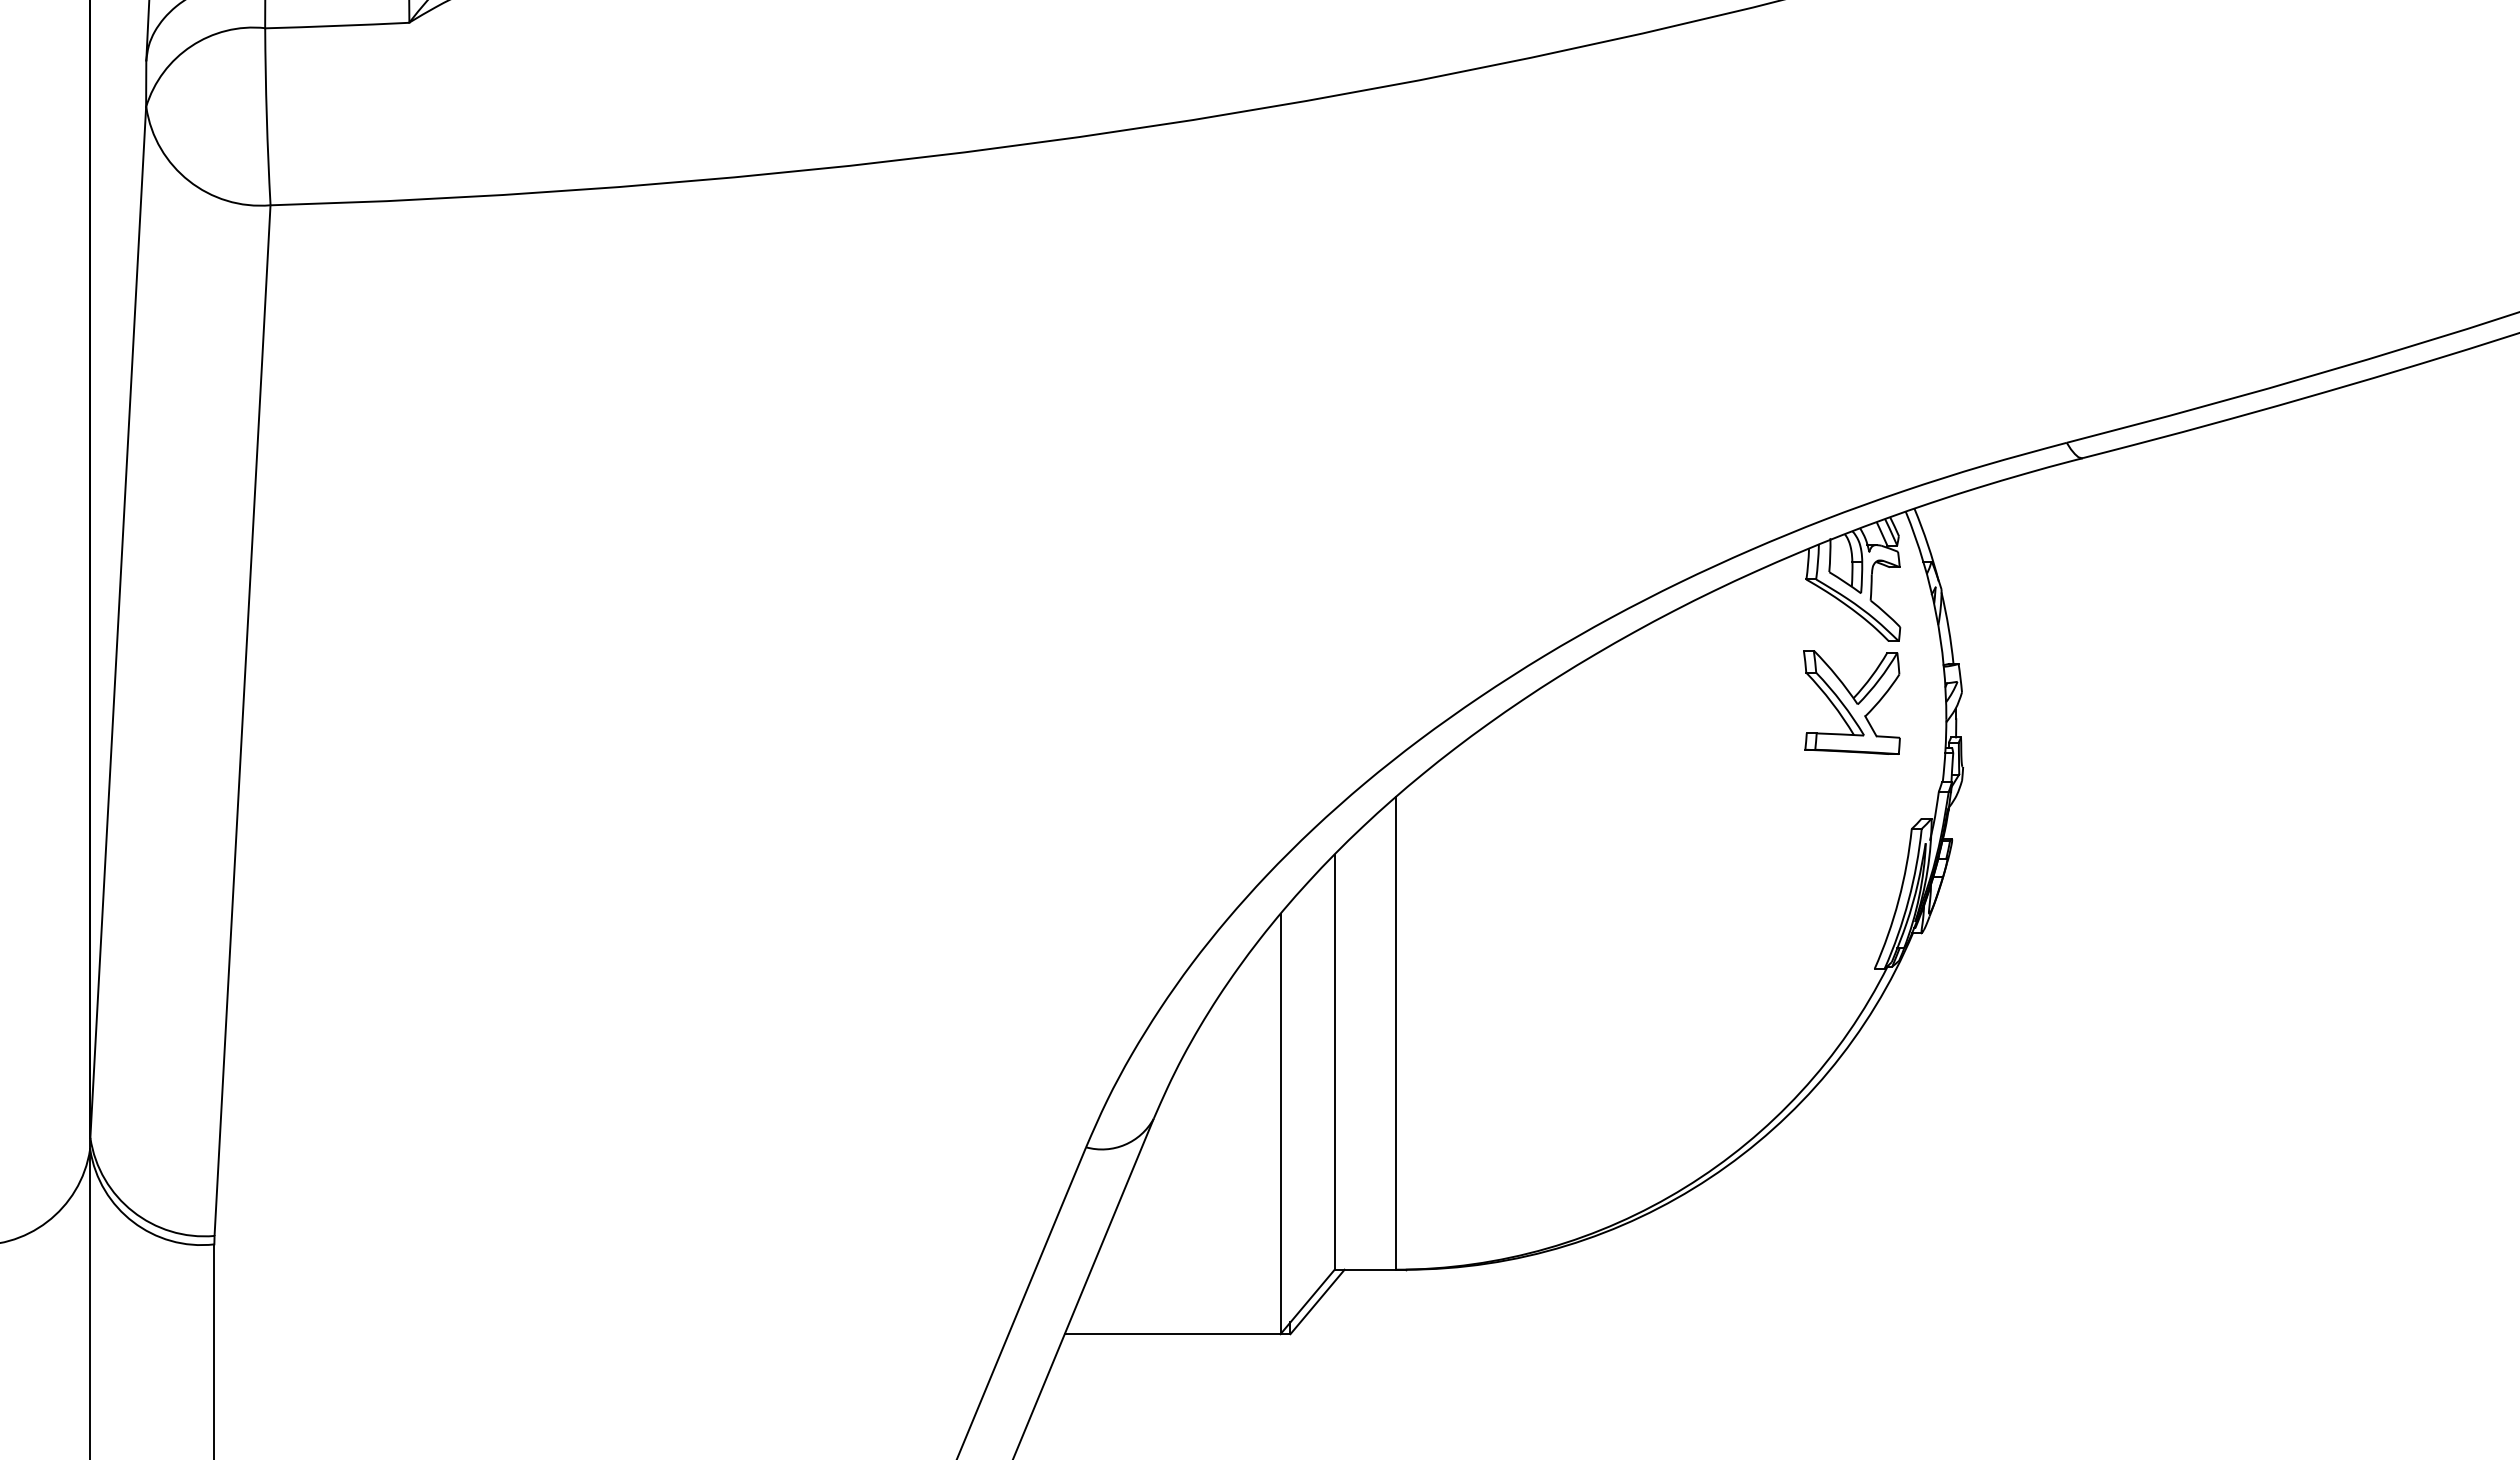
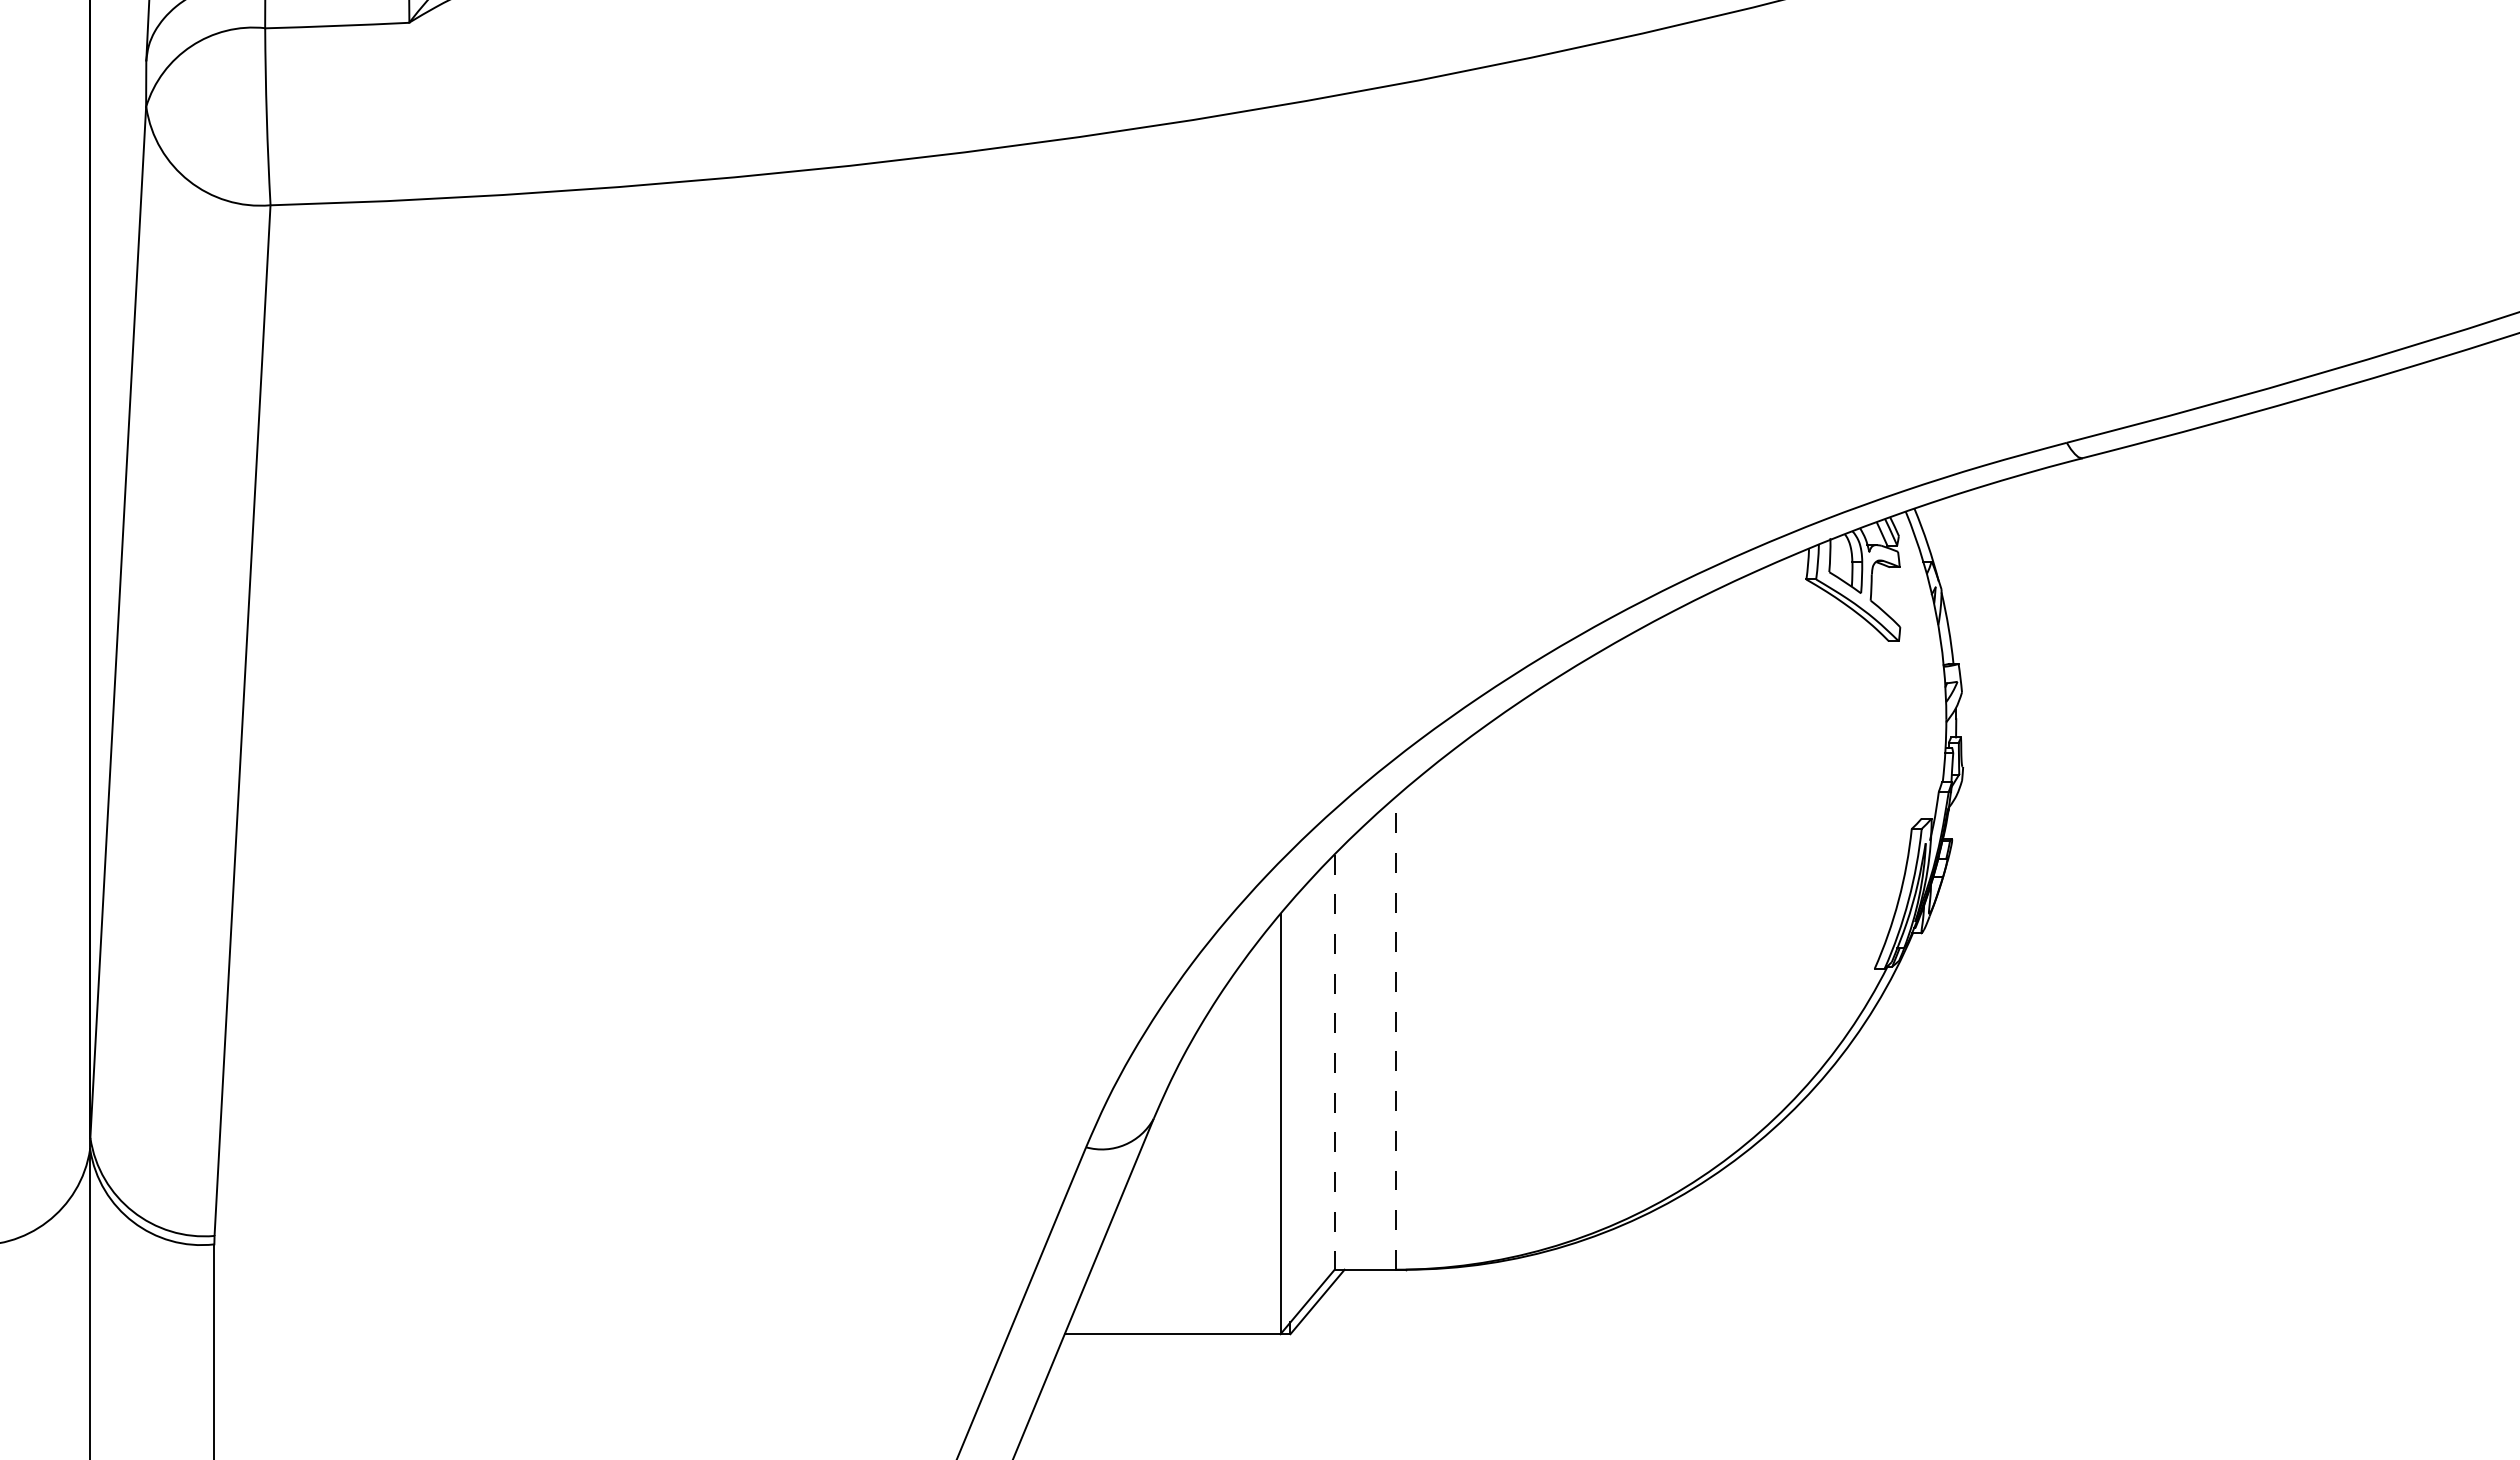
part: present -> none (1851, 702)
line: solid -> dashed (1395, 1032)
line: solid -> dashed (1334, 1062)
